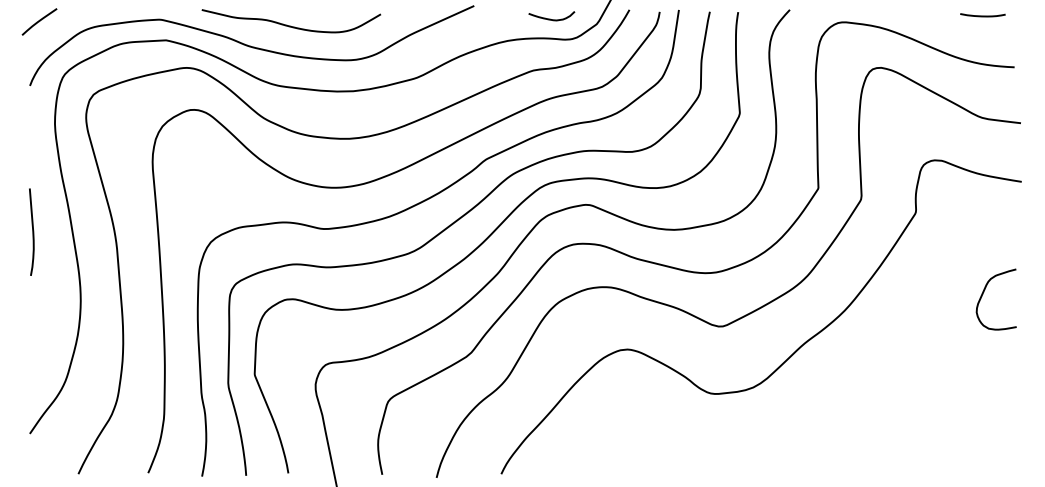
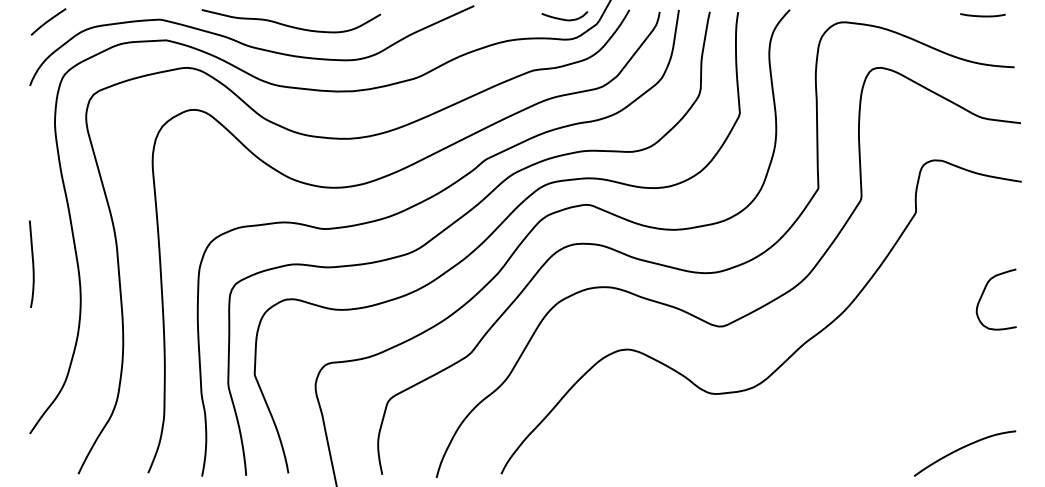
curve position: (550, 18) -> (563, 18) (563, 18)
line position: (39, 21) -> (48, 21) (48, 21)
curve position: (32, 231) -> (32, 263) (32, 263)
curve: none -> present (961, 449)
